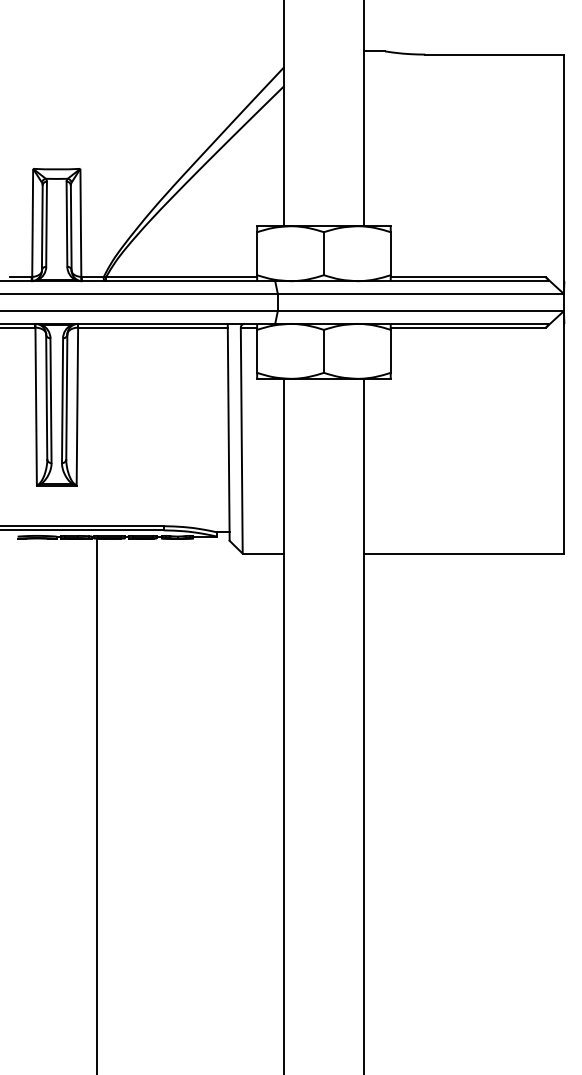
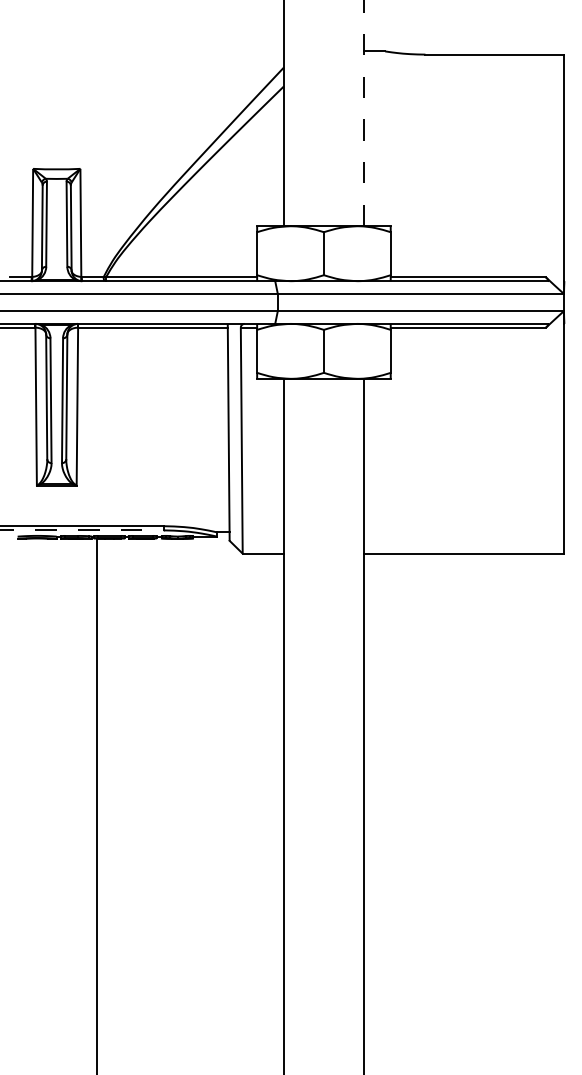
line: solid -> dashed (364, 113)
line: solid -> dashed (82, 530)
